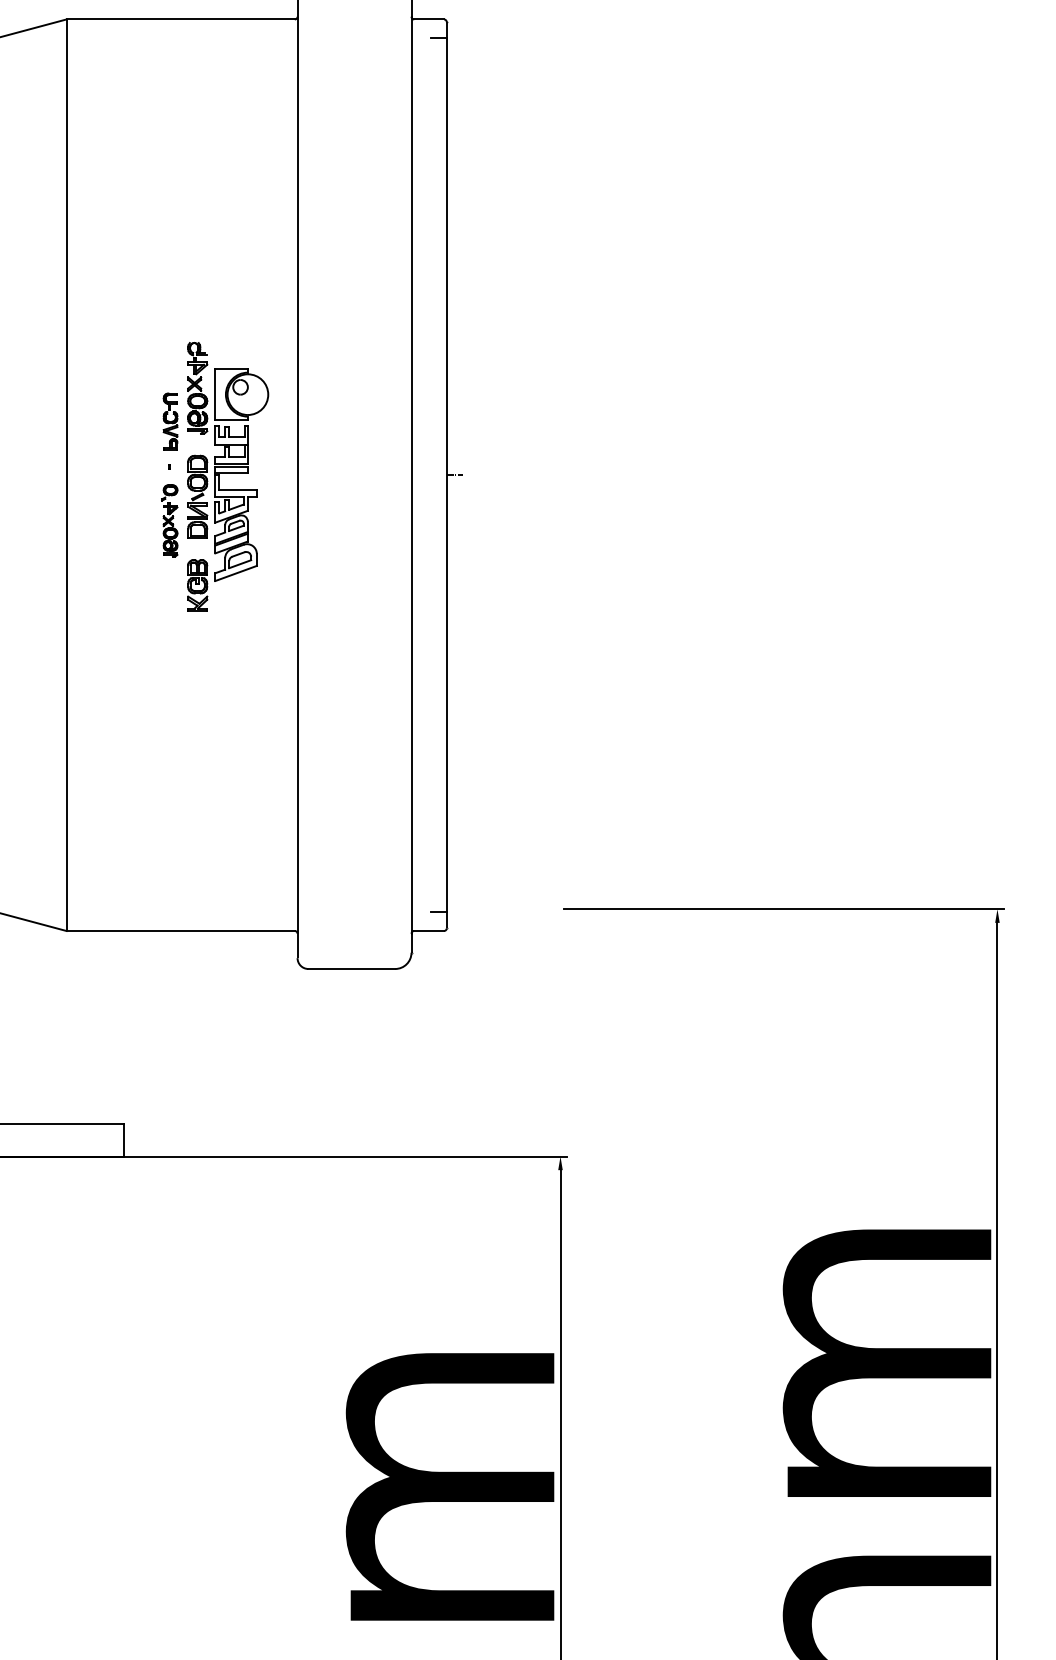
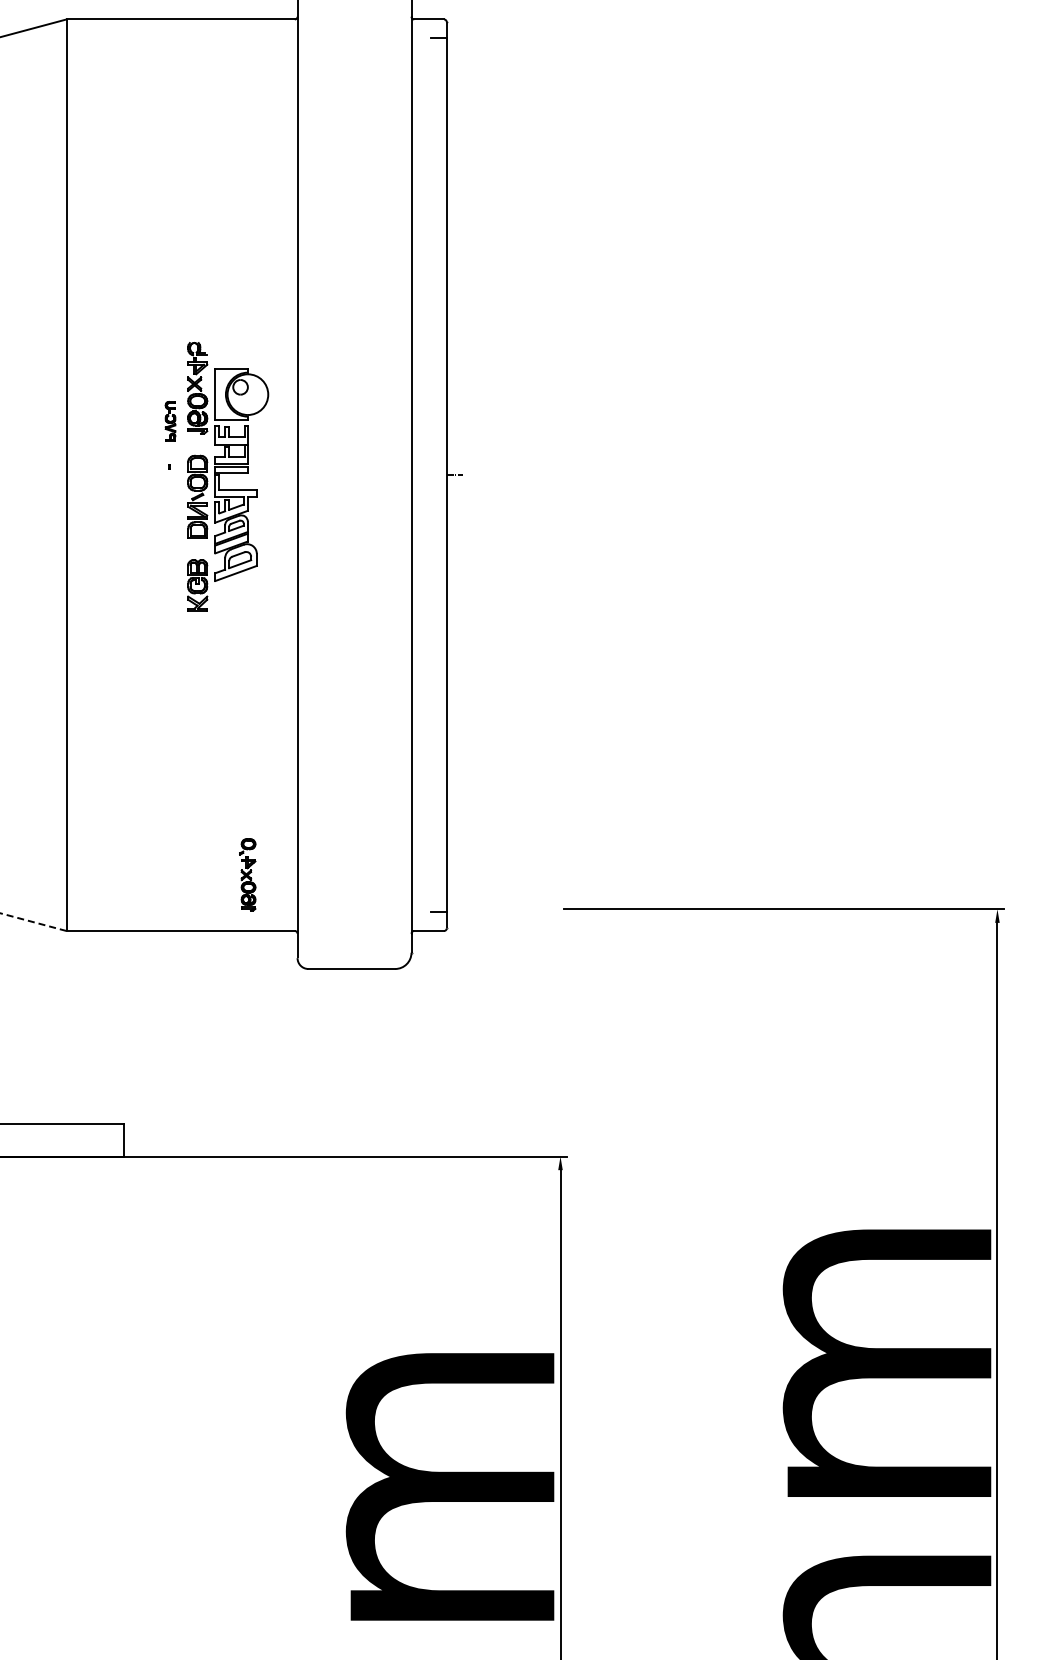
part size: 17x59 px -> 13x41 px (170, 421)
part position: (169, 520) -> (247, 874) (247, 874)
line: solid -> dashed (32, 921)
